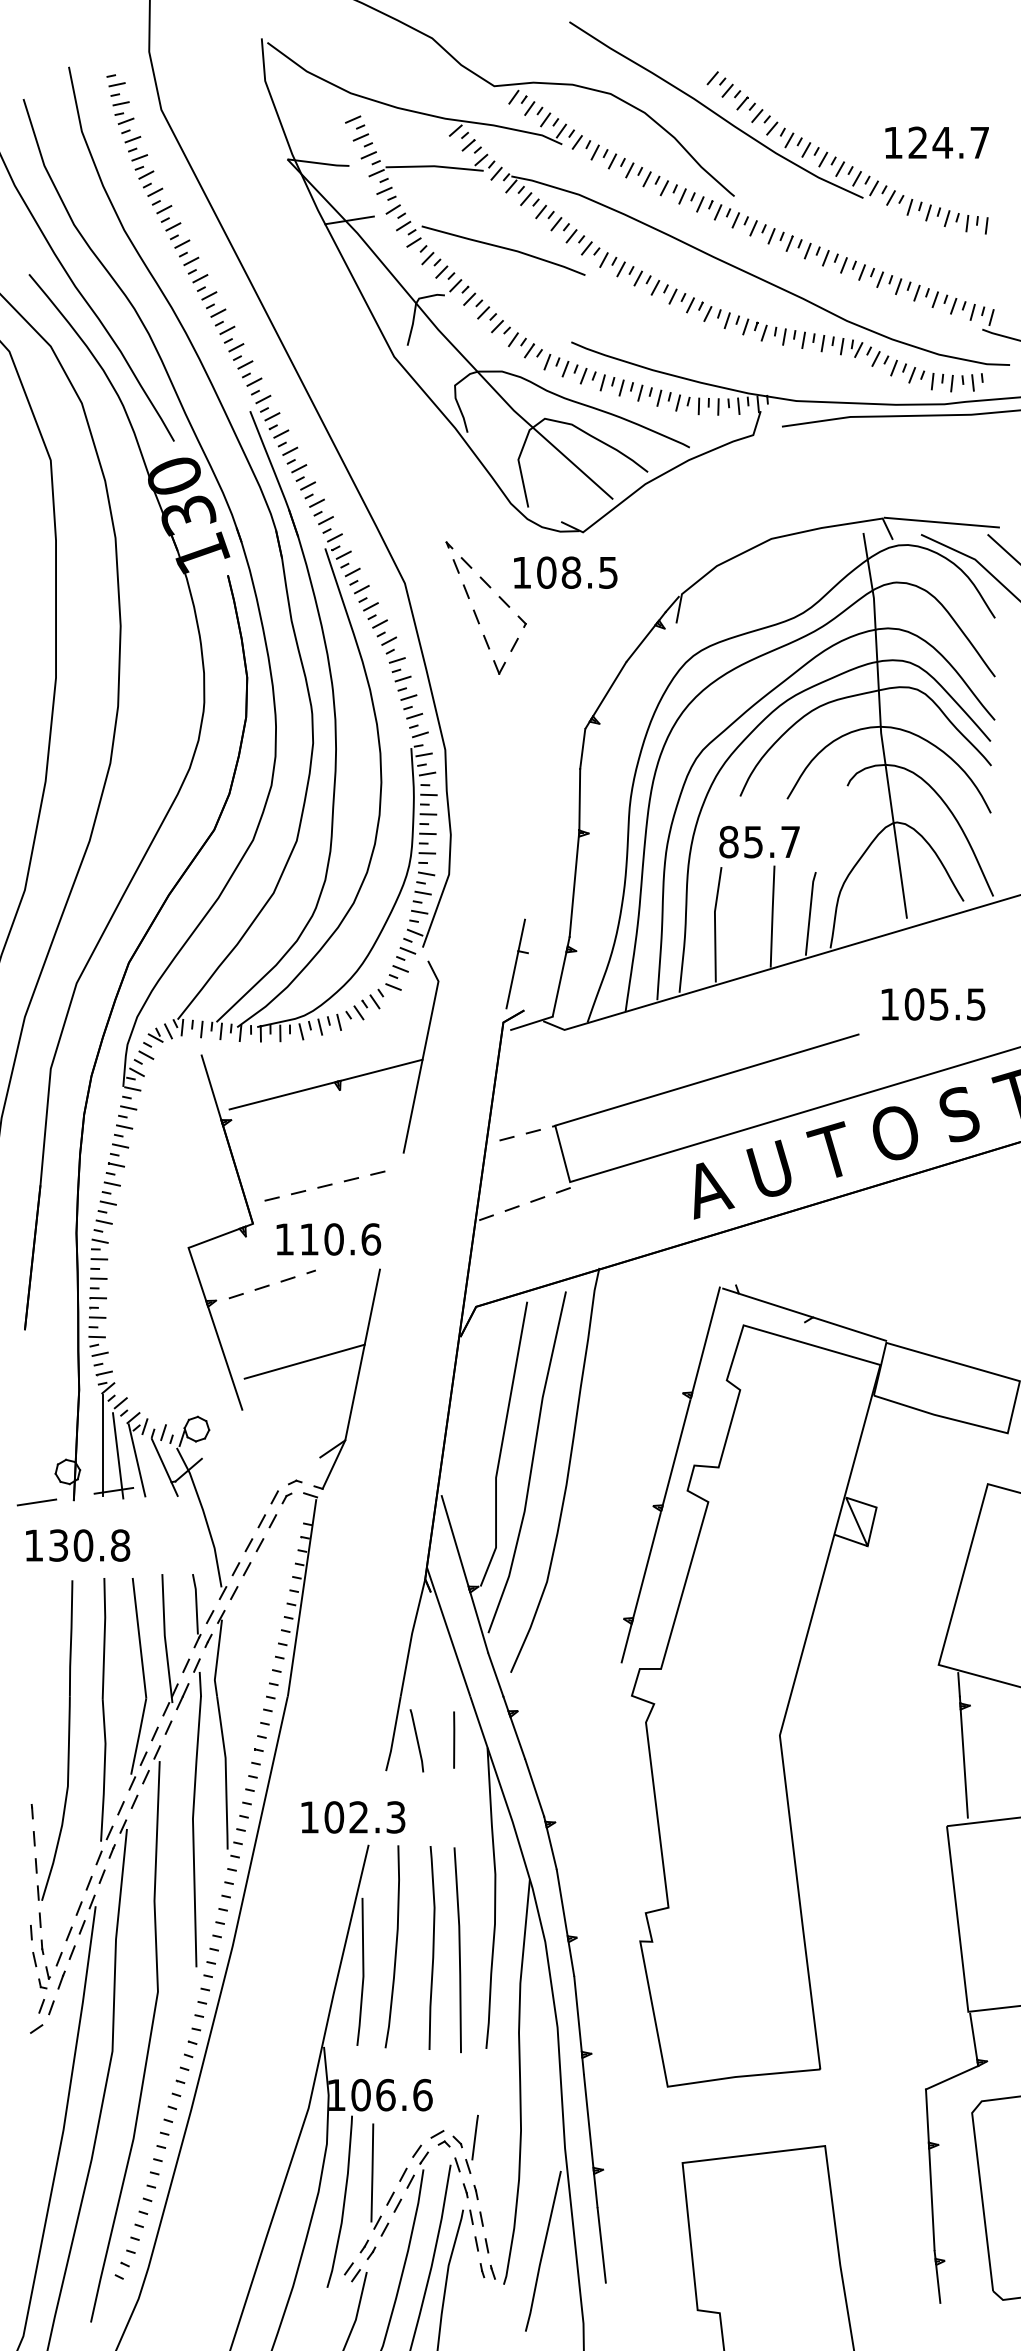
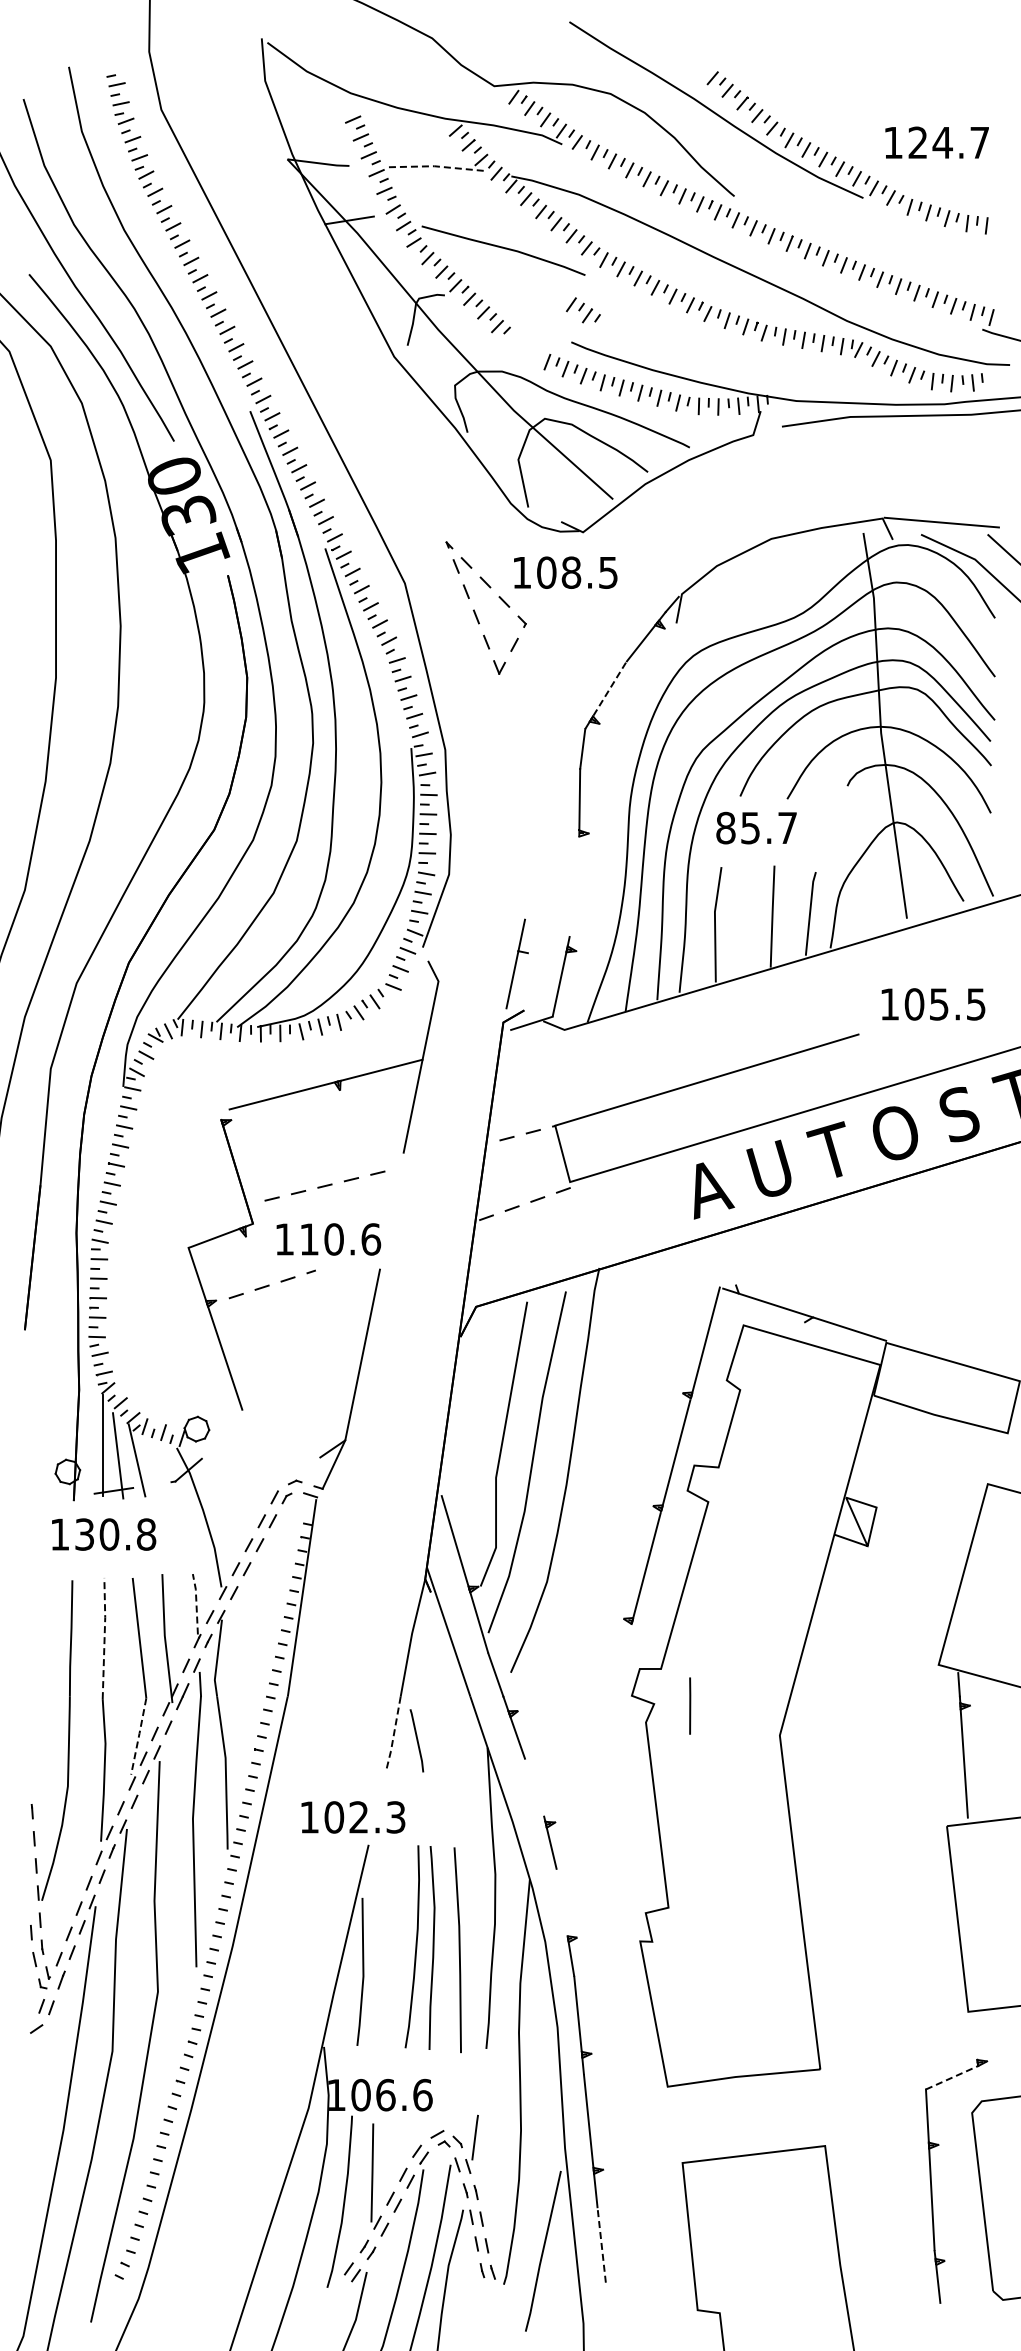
line: solid -> dashed (434, 166)
part position: (525, 345) -> (583, 310) (583, 310)
line: solid -> dashed (610, 688)
text position: (759, 841) -> (756, 827) (756, 827)
line: present -> none (574, 883)
line: present -> none (211, 1087)
line: present -> none (304, 1361)
line: present -> none (164, 1467)
line: present -> none (36, 1502)
text position: (78, 1545) -> (104, 1534) (104, 1534)
line: solid -> dashed (196, 1602)
line: solid -> dashed (104, 1637)
line: present -> none (626, 1643)
line: solid -> dashed (393, 1734)
line: solid -> dashed (138, 1736)
line position: (454, 1739) -> (690, 1705) (690, 1705)
line: present -> none (534, 1787)
line: present -> none (561, 1902)
curve position: (395, 1946) -> (415, 1946) (415, 1946)
line: present -> none (973, 2035)
line: solid -> dashed (952, 2077)
line: solid -> dashed (601, 2244)
